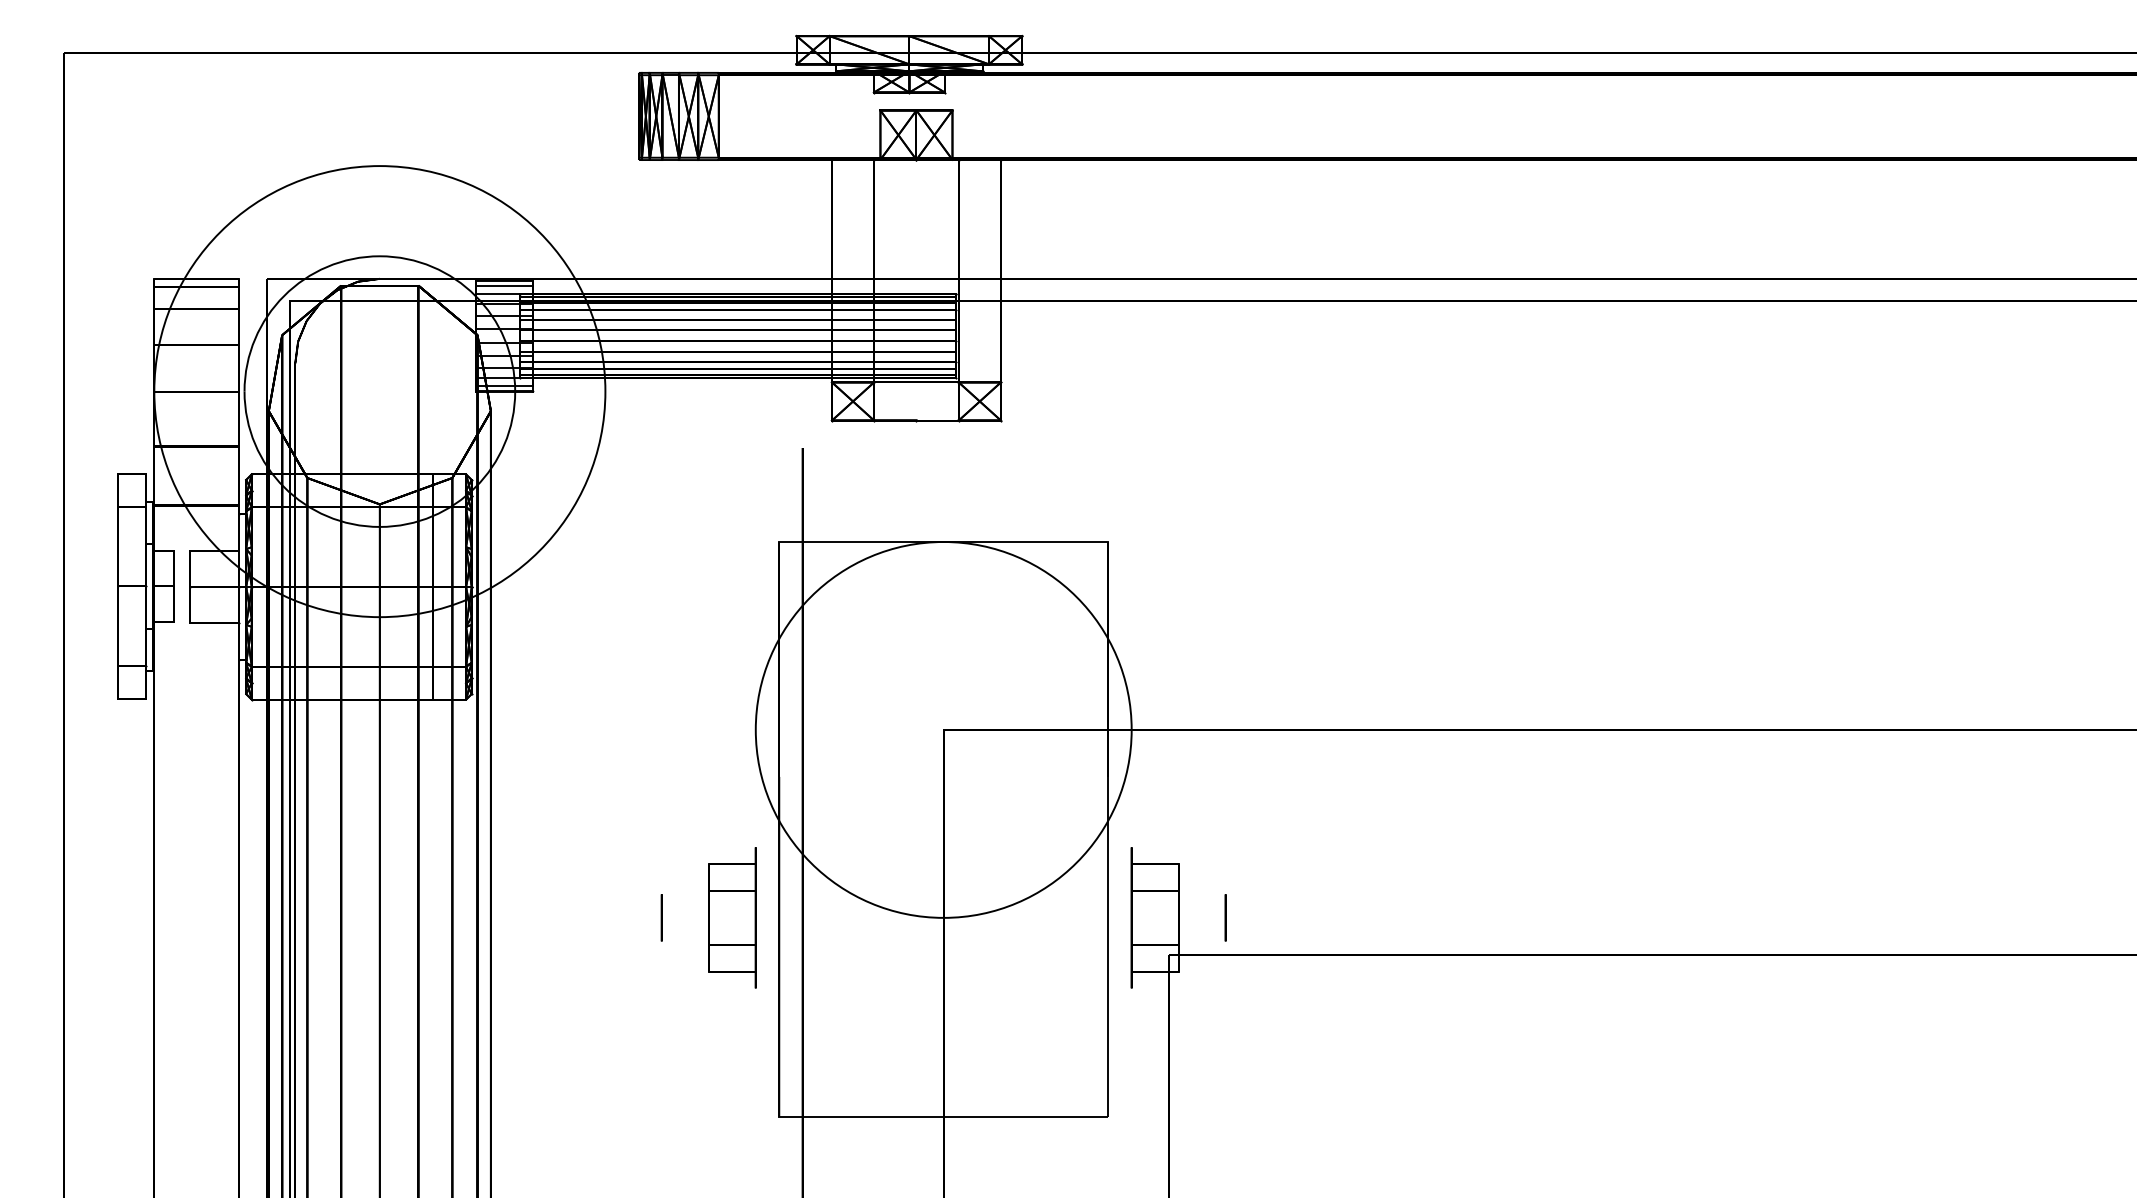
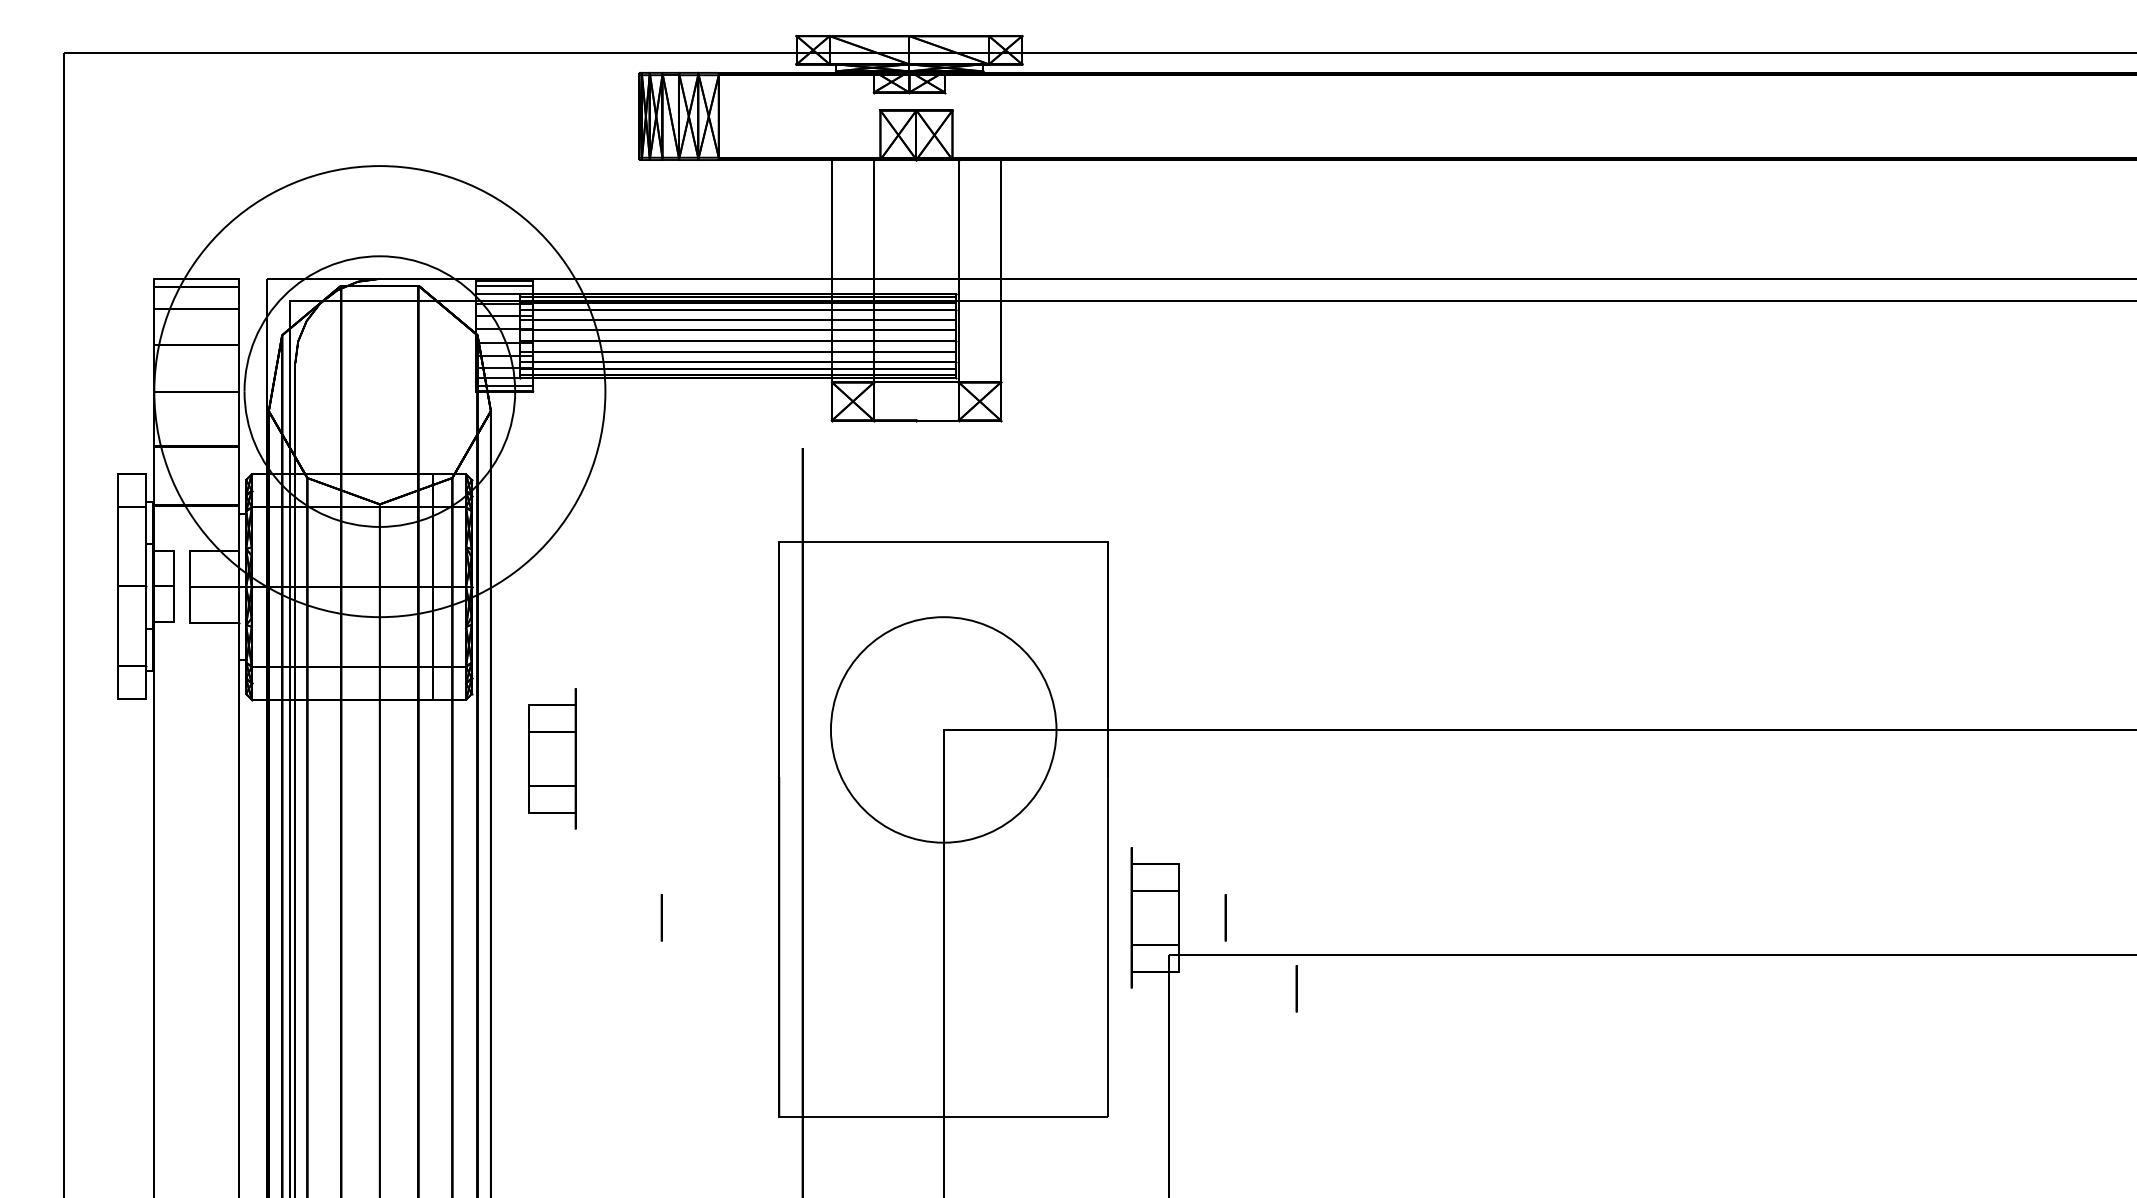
circle diameter: 376 px -> 226 px (943, 729)
part position: (732, 917) -> (552, 758) (552, 758)
circle: none -> present (1296, 988)
